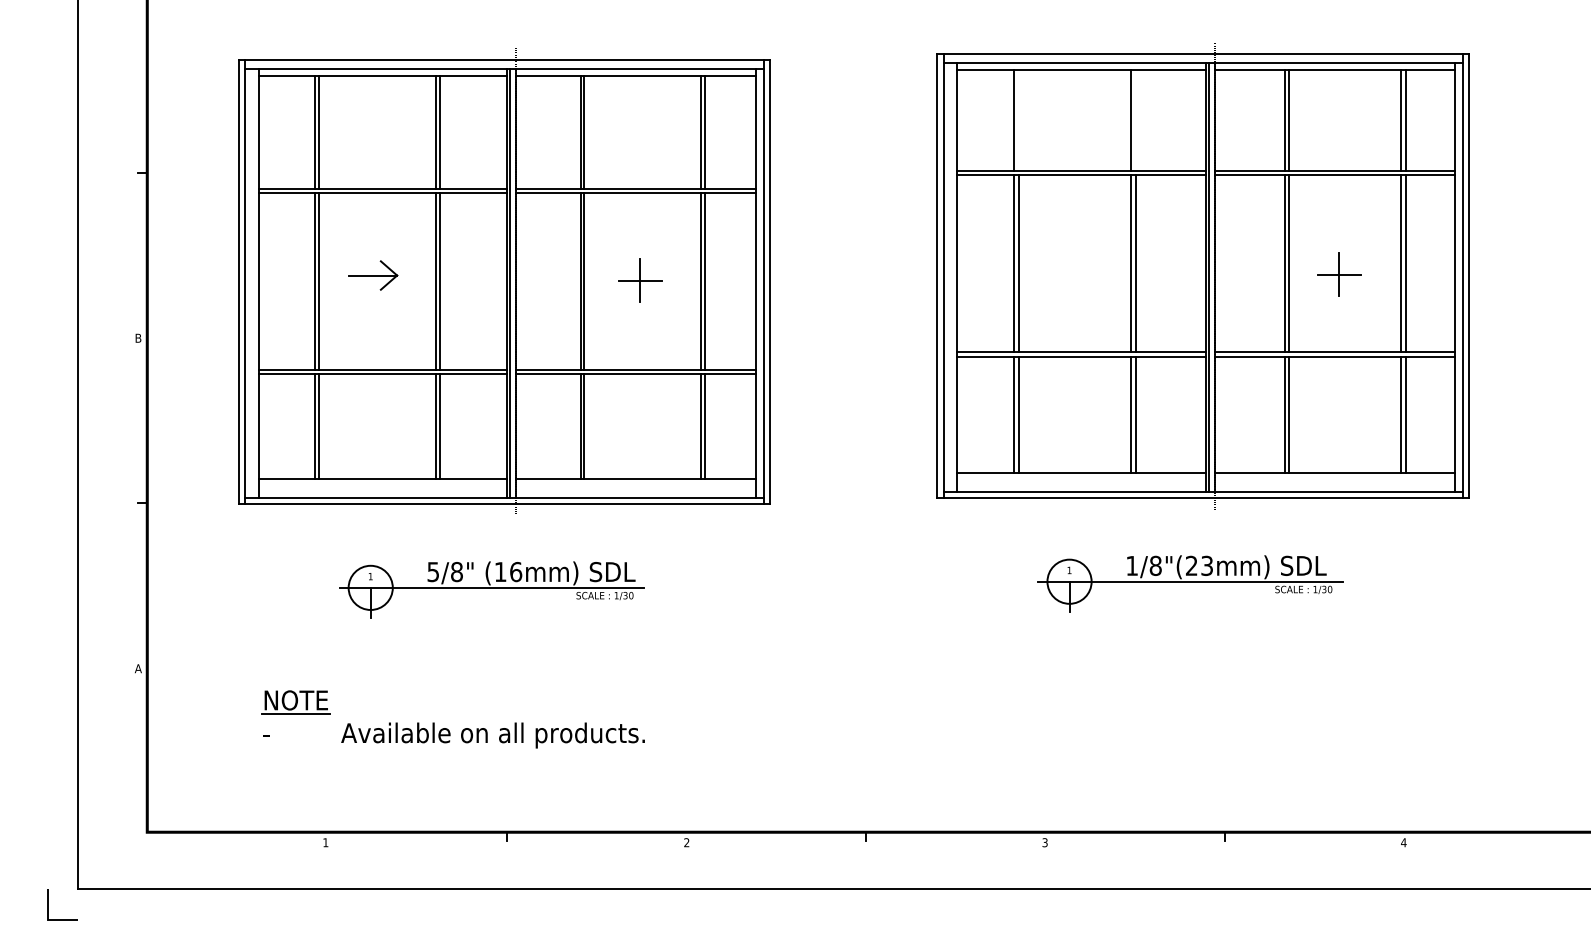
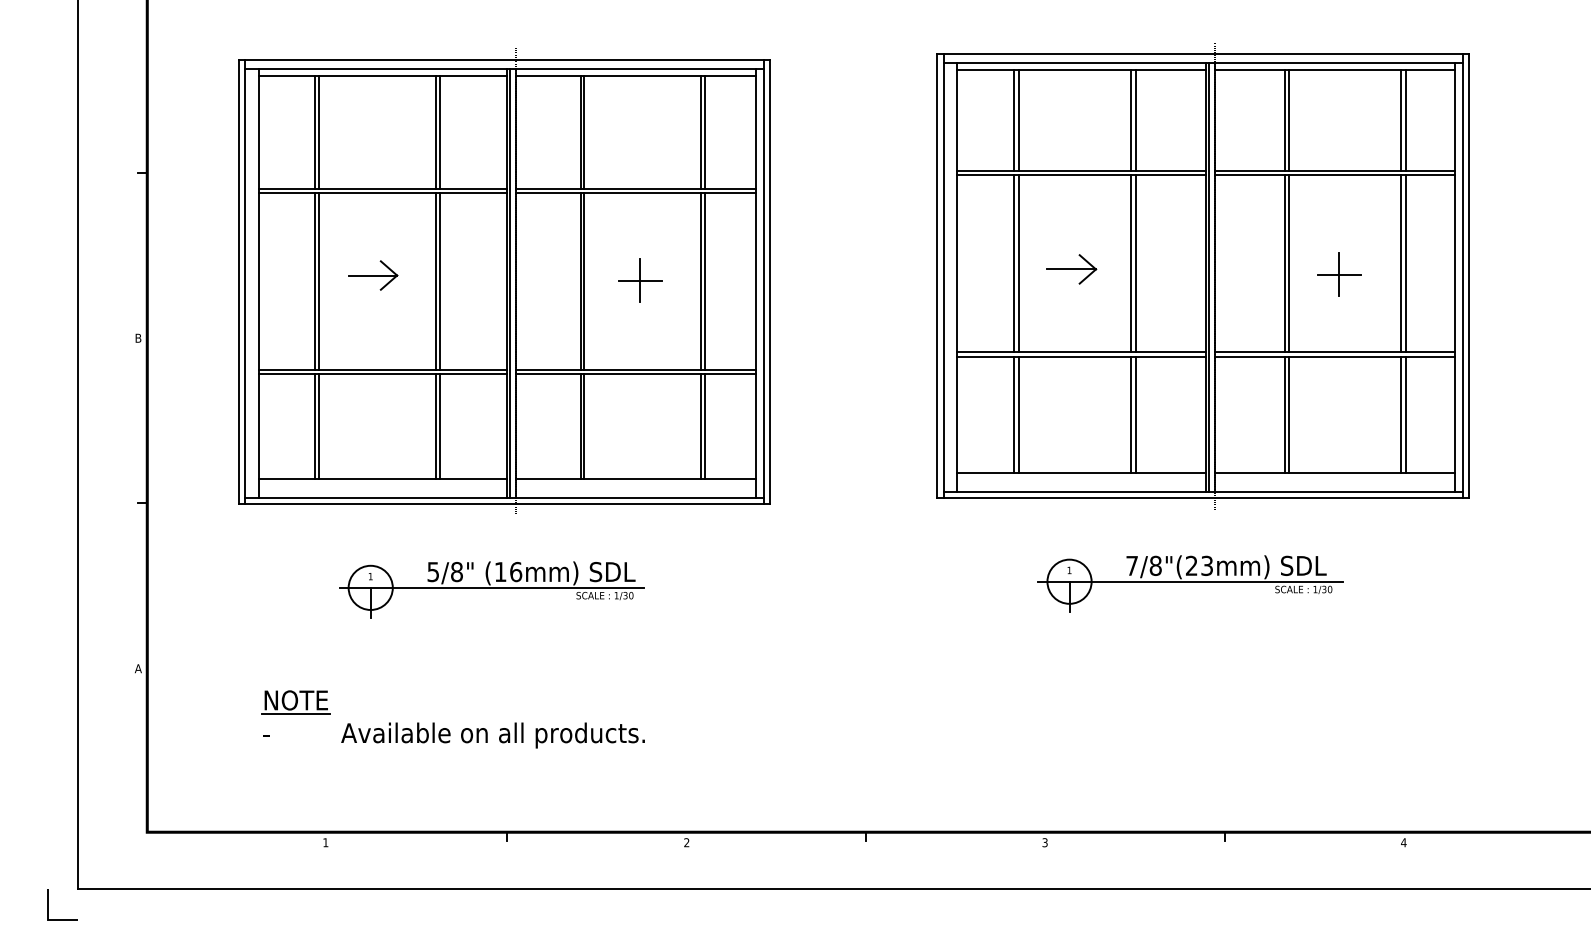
line: none -> present (1018, 119)
line: none -> present (1135, 119)
part: none -> present (1071, 269)
text: 1/8"(23mm) -> 7/8"(23mm) (1131, 565)
